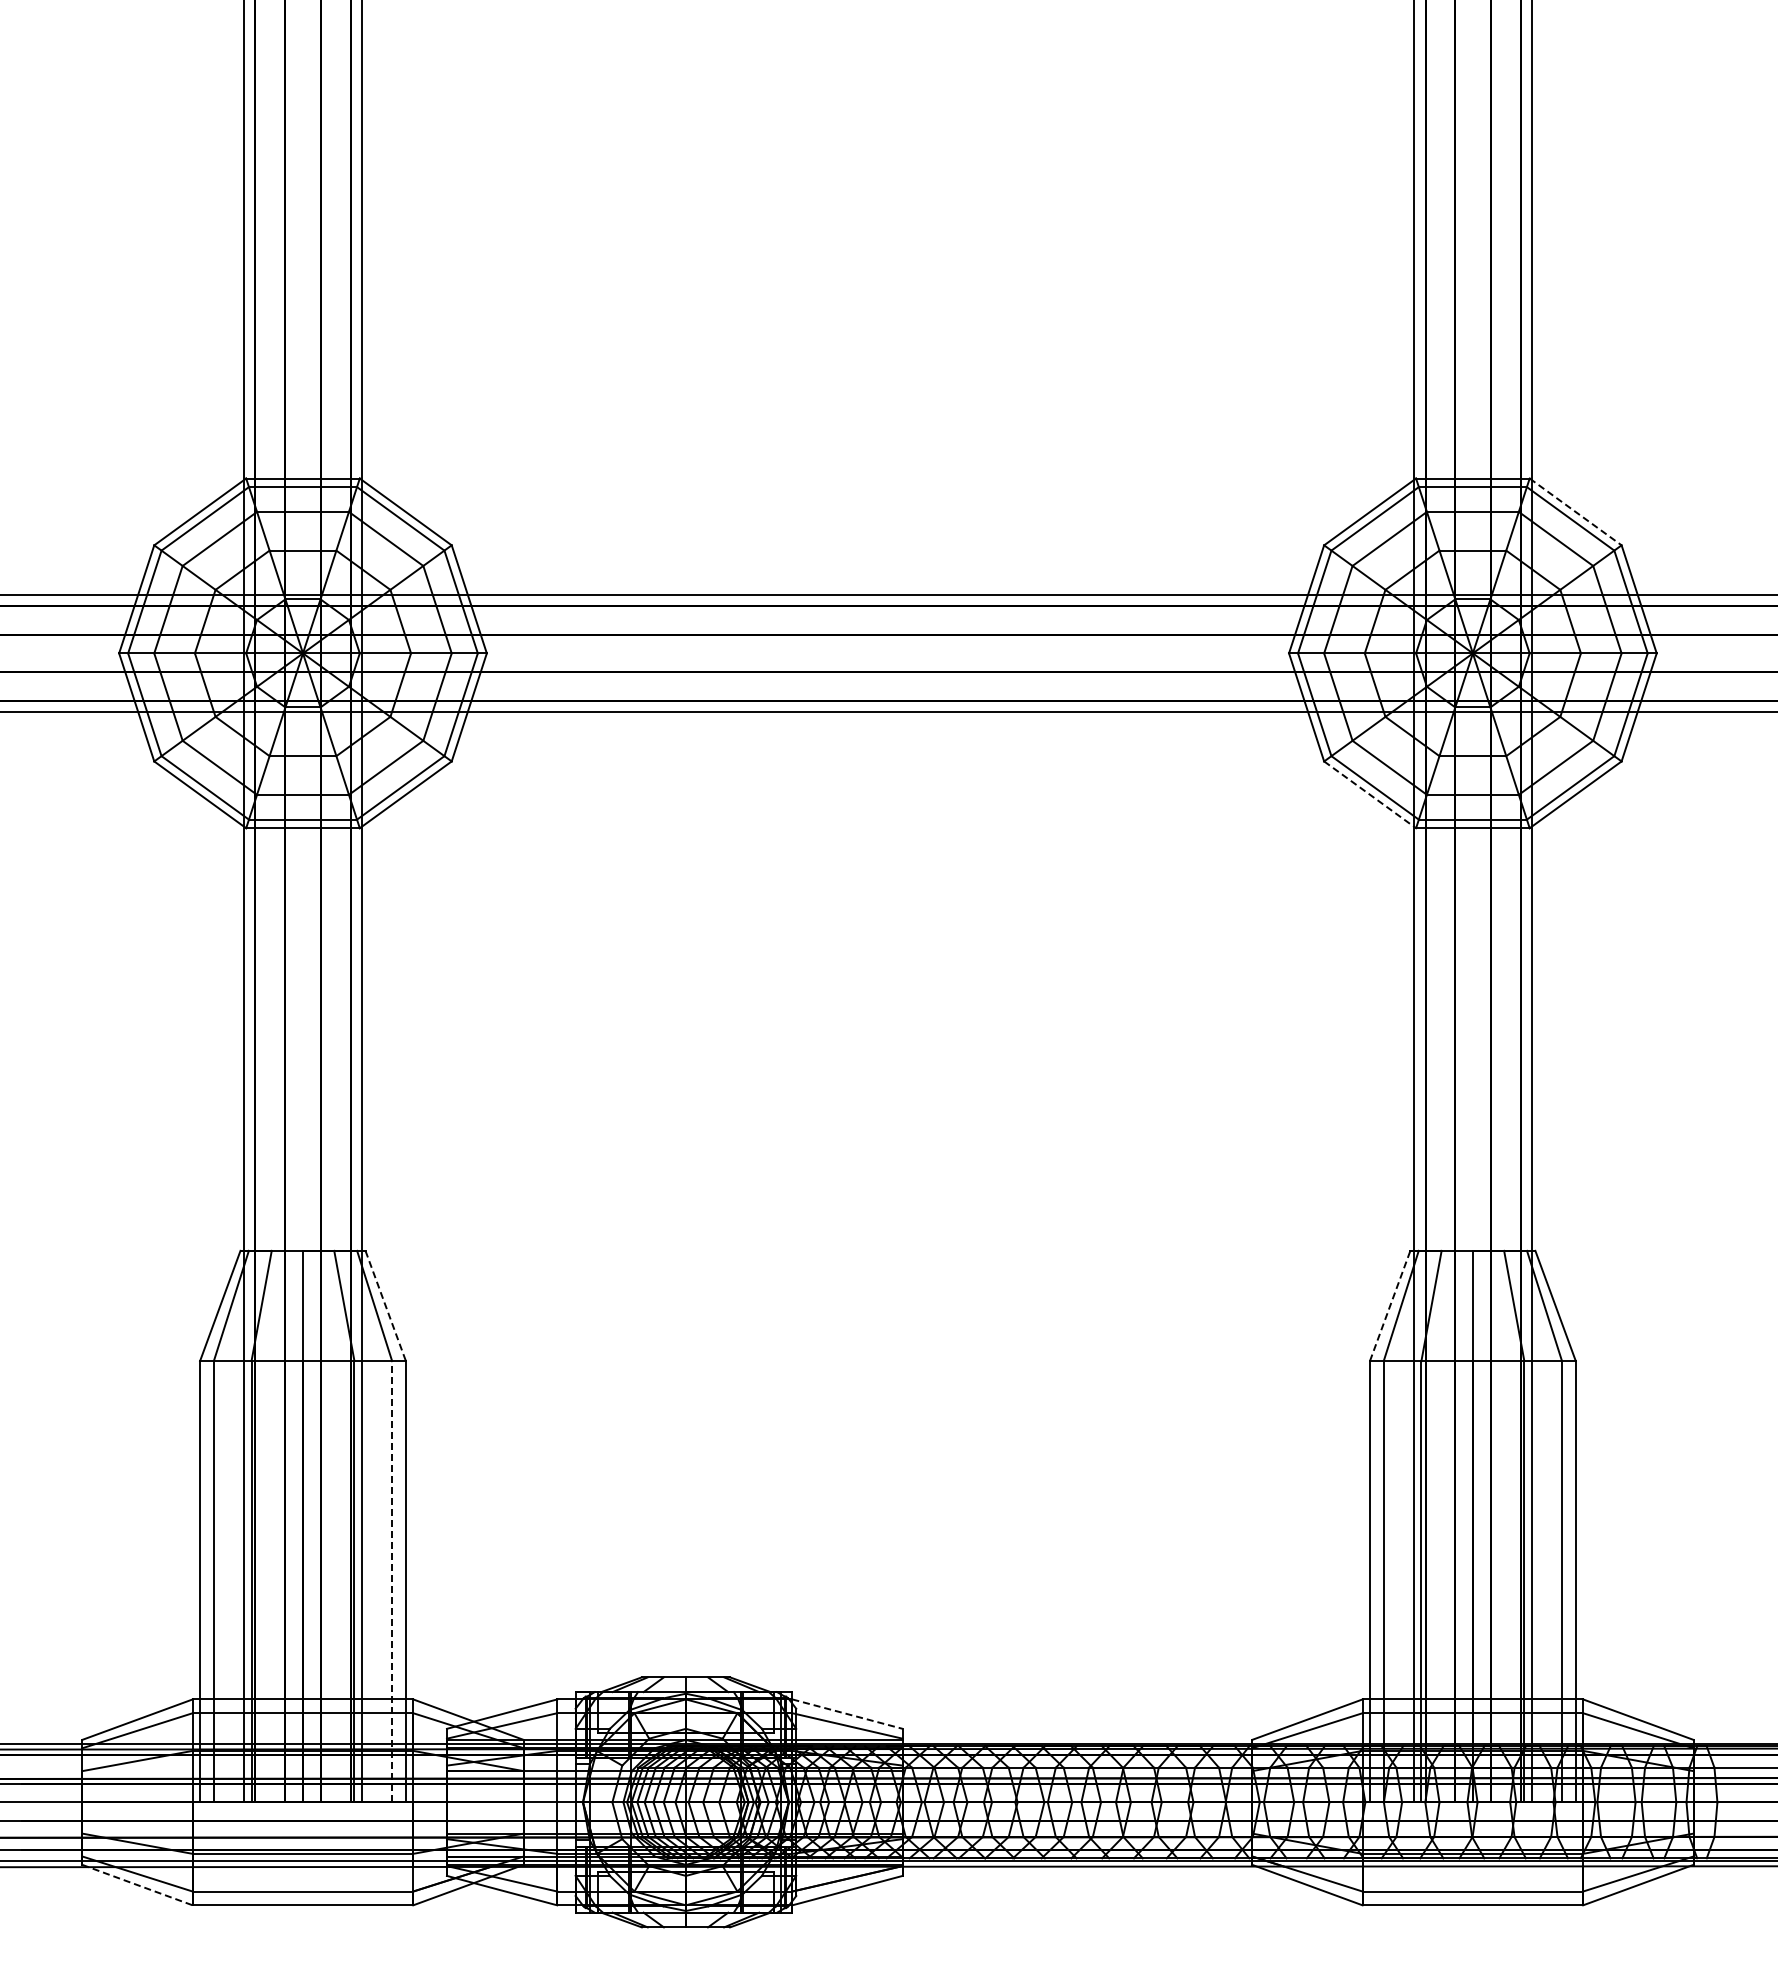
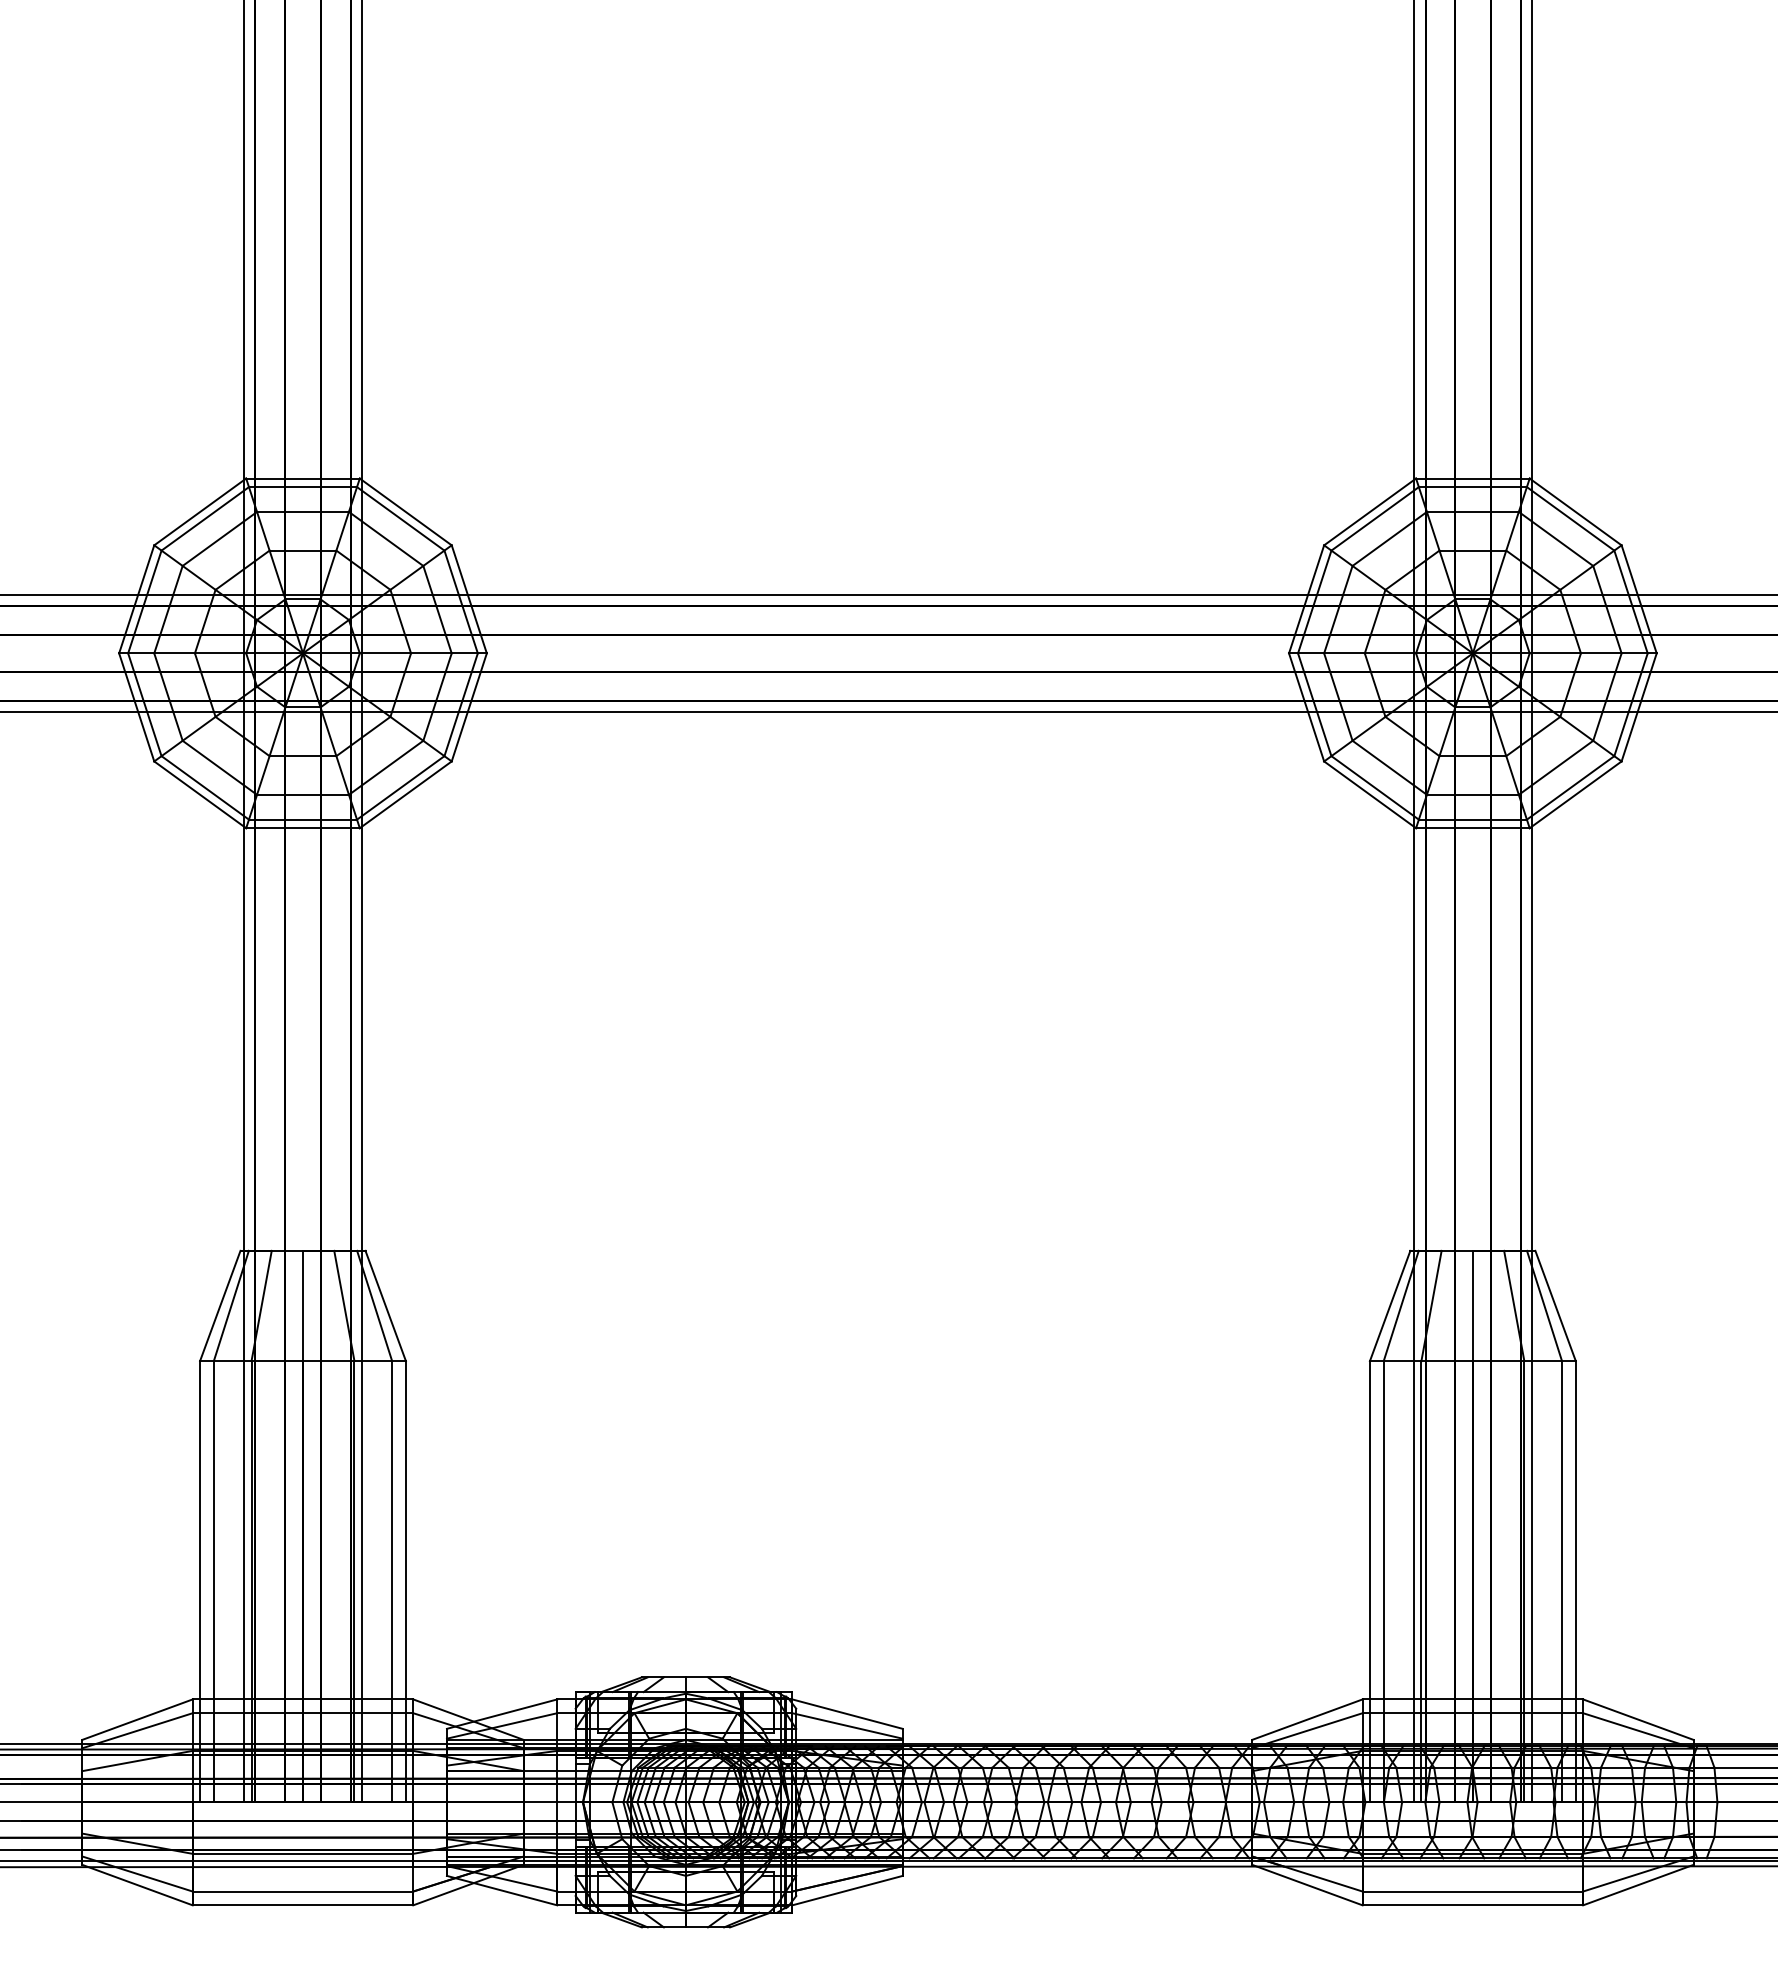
line: dashed -> solid (1575, 511)
line: dashed -> solid (1370, 794)
line: dashed -> solid (385, 1306)
line: dashed -> solid (1390, 1306)
line: dashed -> solid (392, 1581)
line: dashed -> solid (848, 1714)
line: dashed -> solid (137, 1885)
